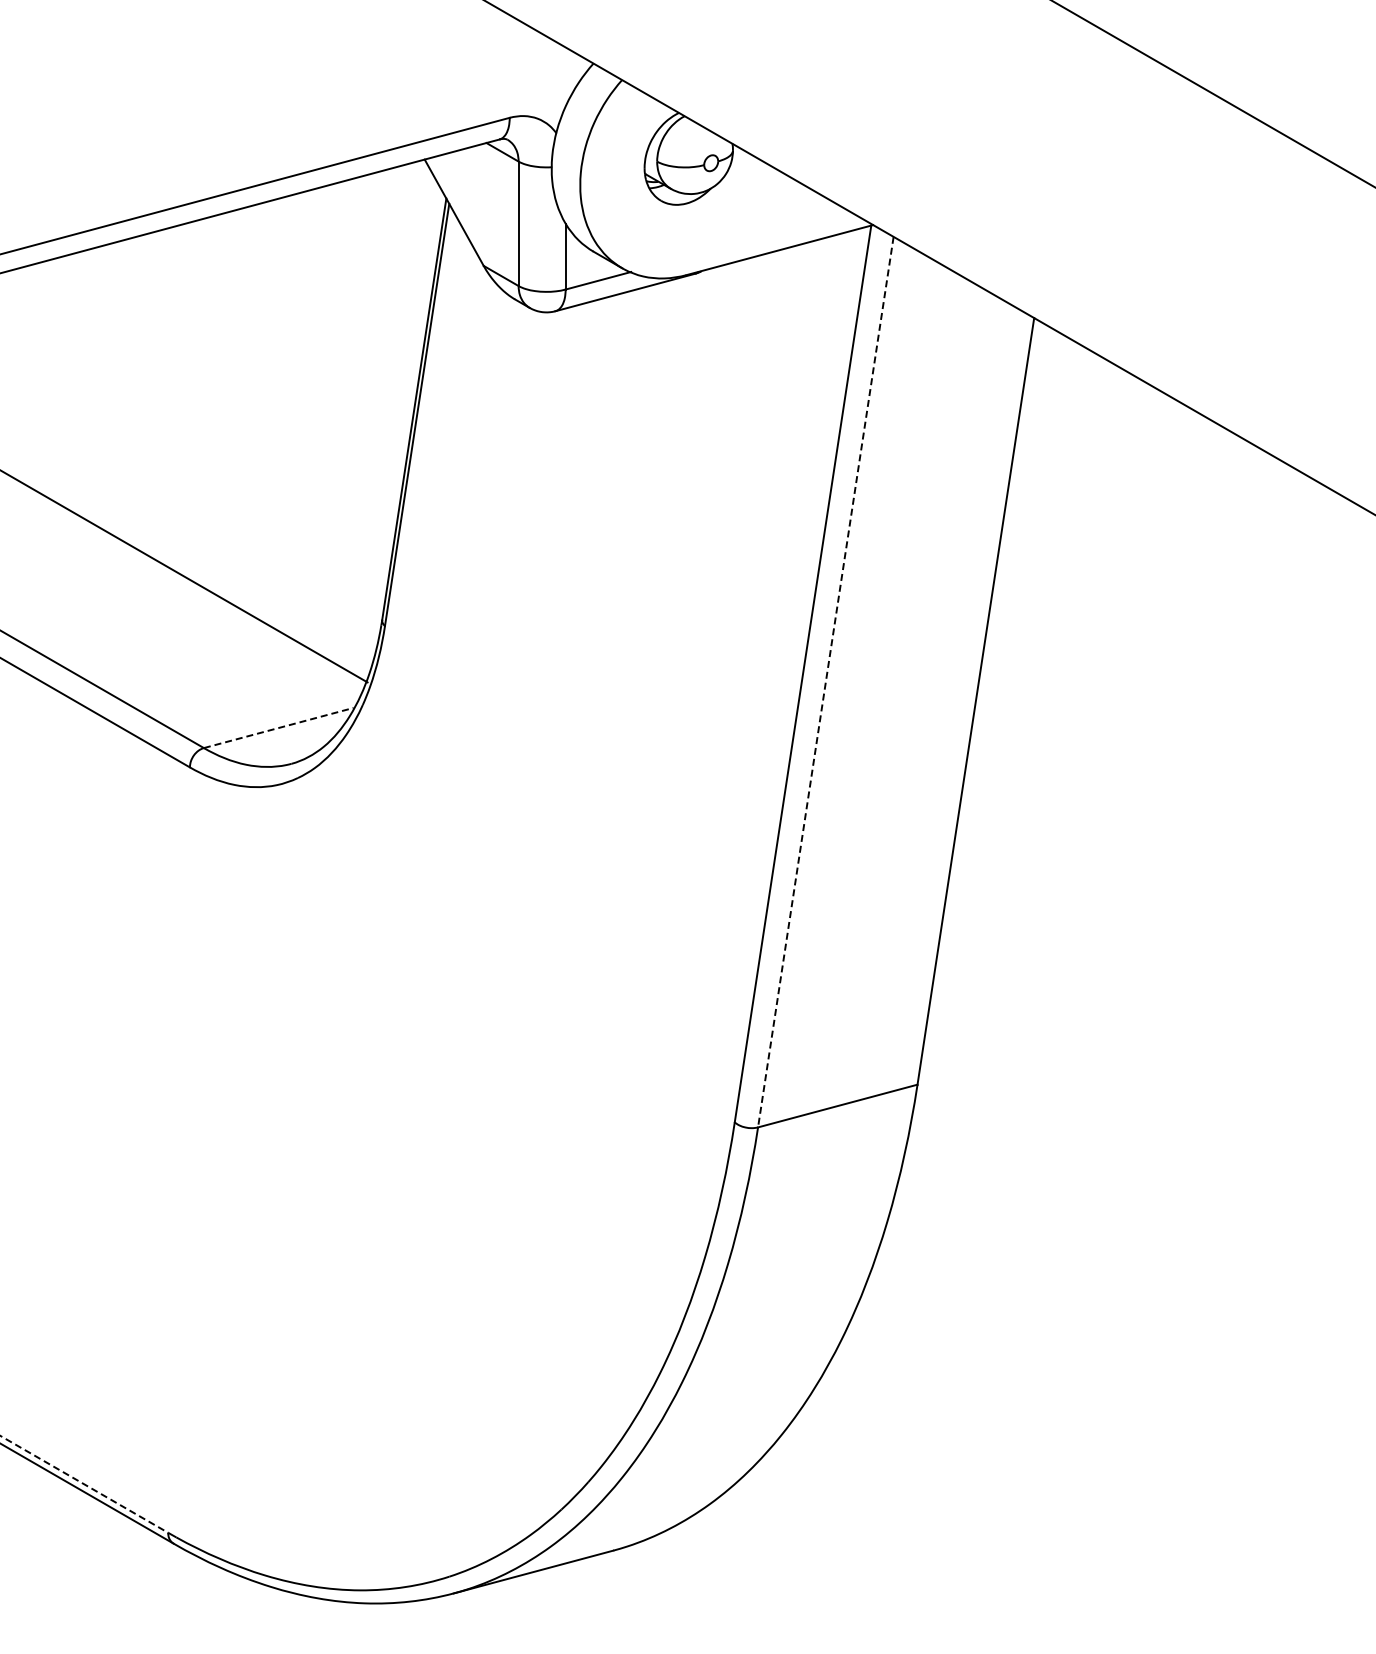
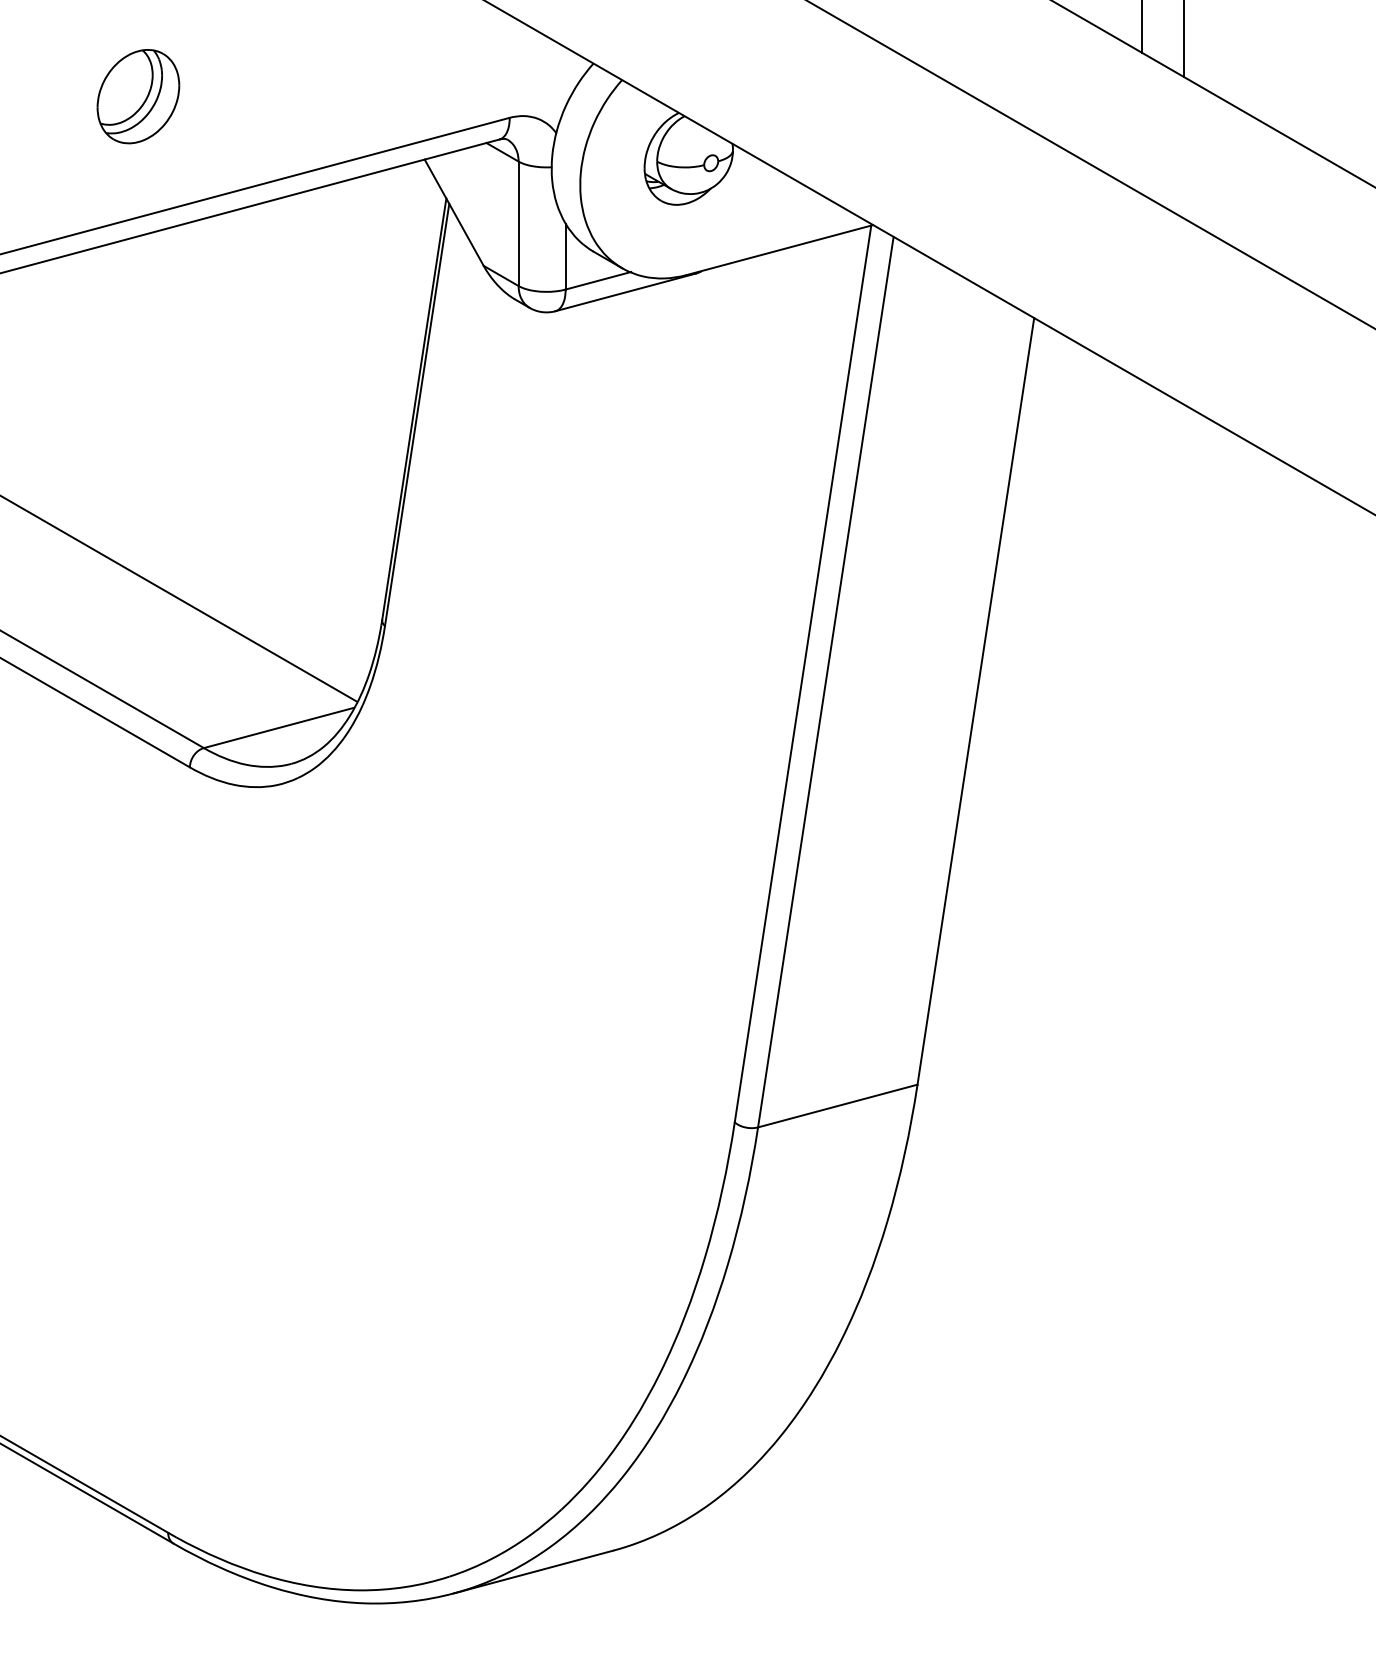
line: none -> present (1141, 27)
line: none -> present (1183, 39)
part: none -> present (138, 96)
line: none -> present (1090, 164)
line position: (184, 576) -> (179, 598) (179, 598)
line: dashed -> solid (825, 682)
line: dashed -> solid (279, 727)
line: dashed -> solid (84, 1484)
